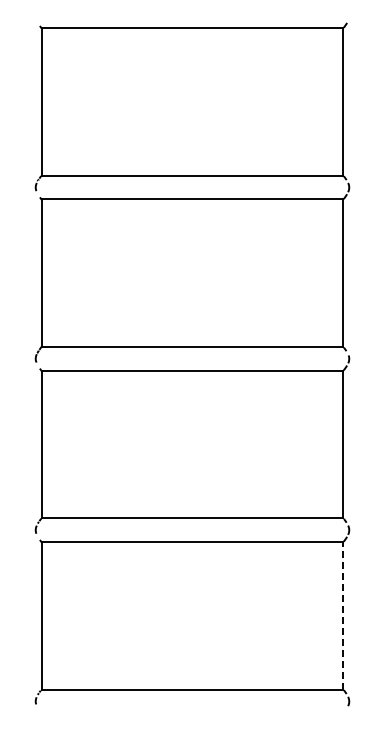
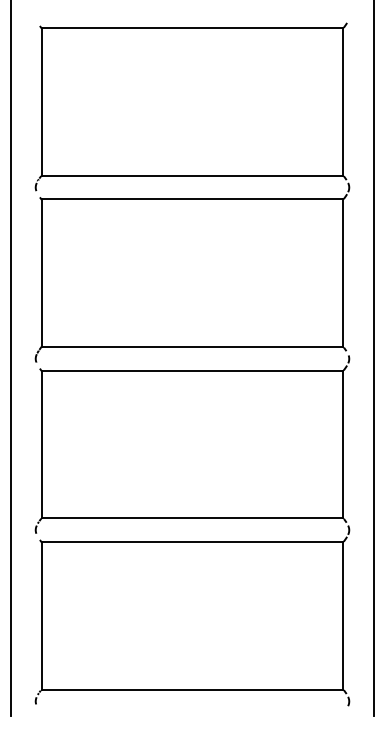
line: none -> present (11, 359)
line: none -> present (373, 359)
line: dashed -> solid (343, 615)
